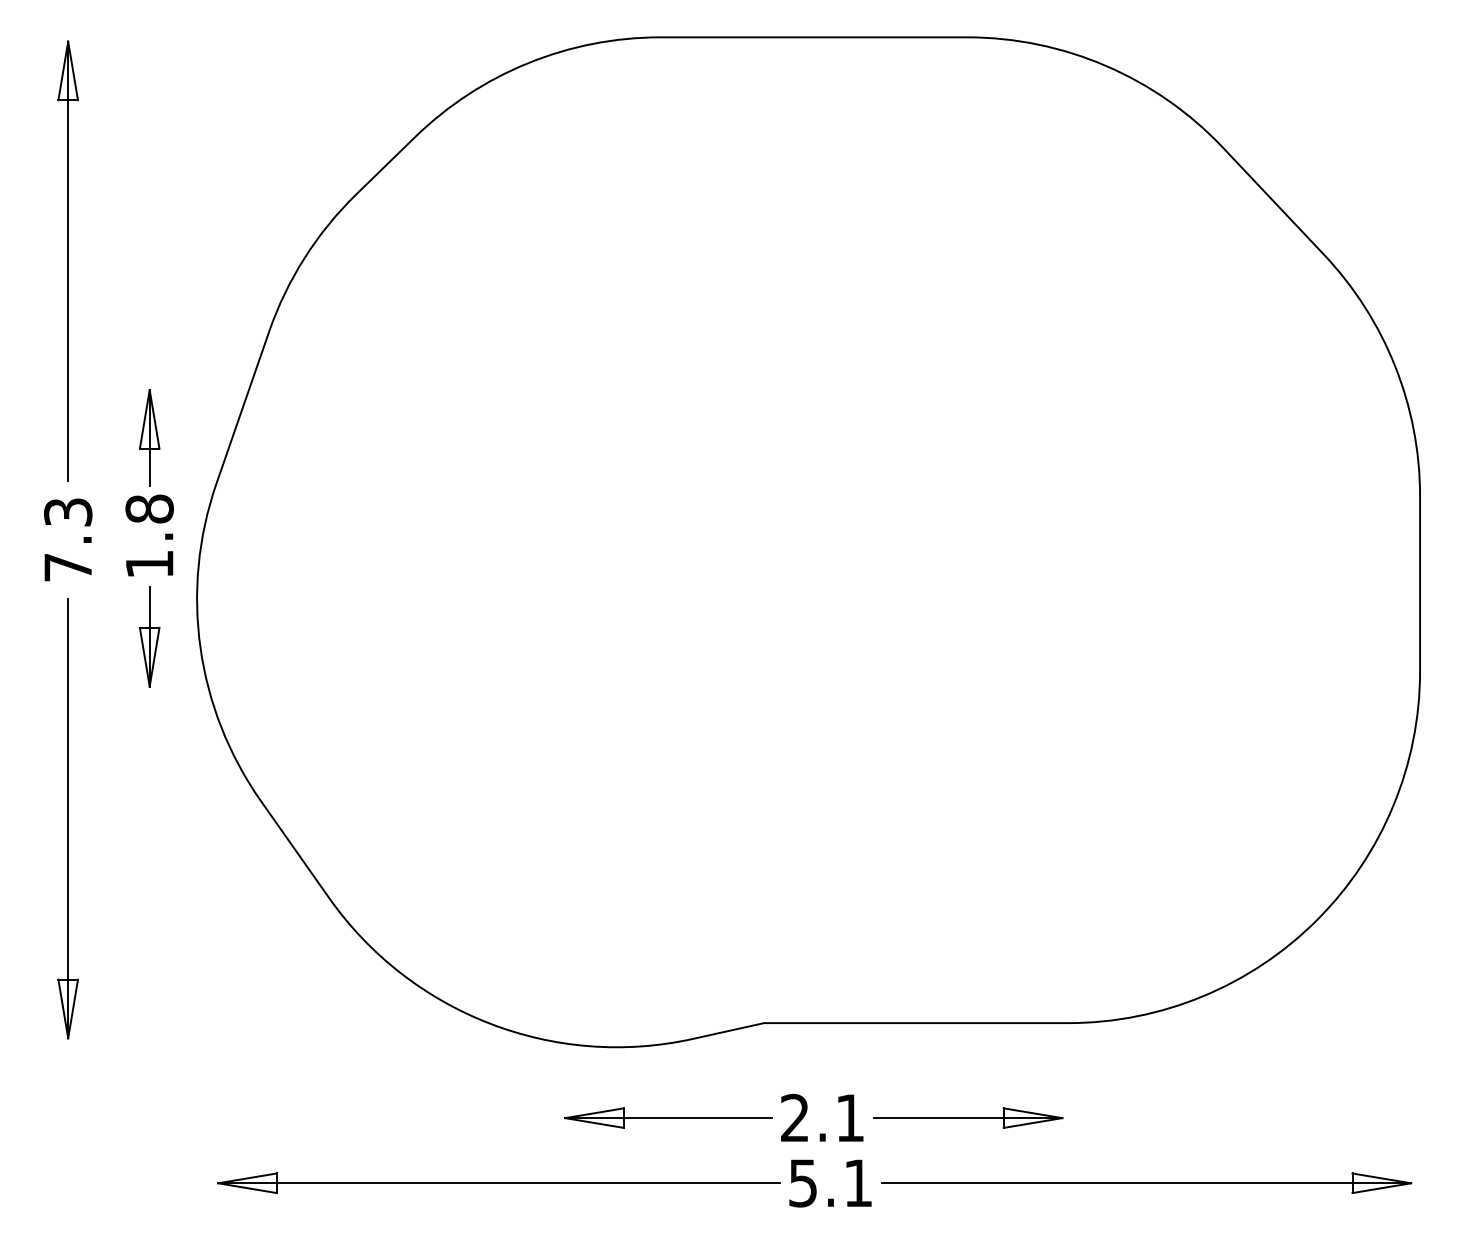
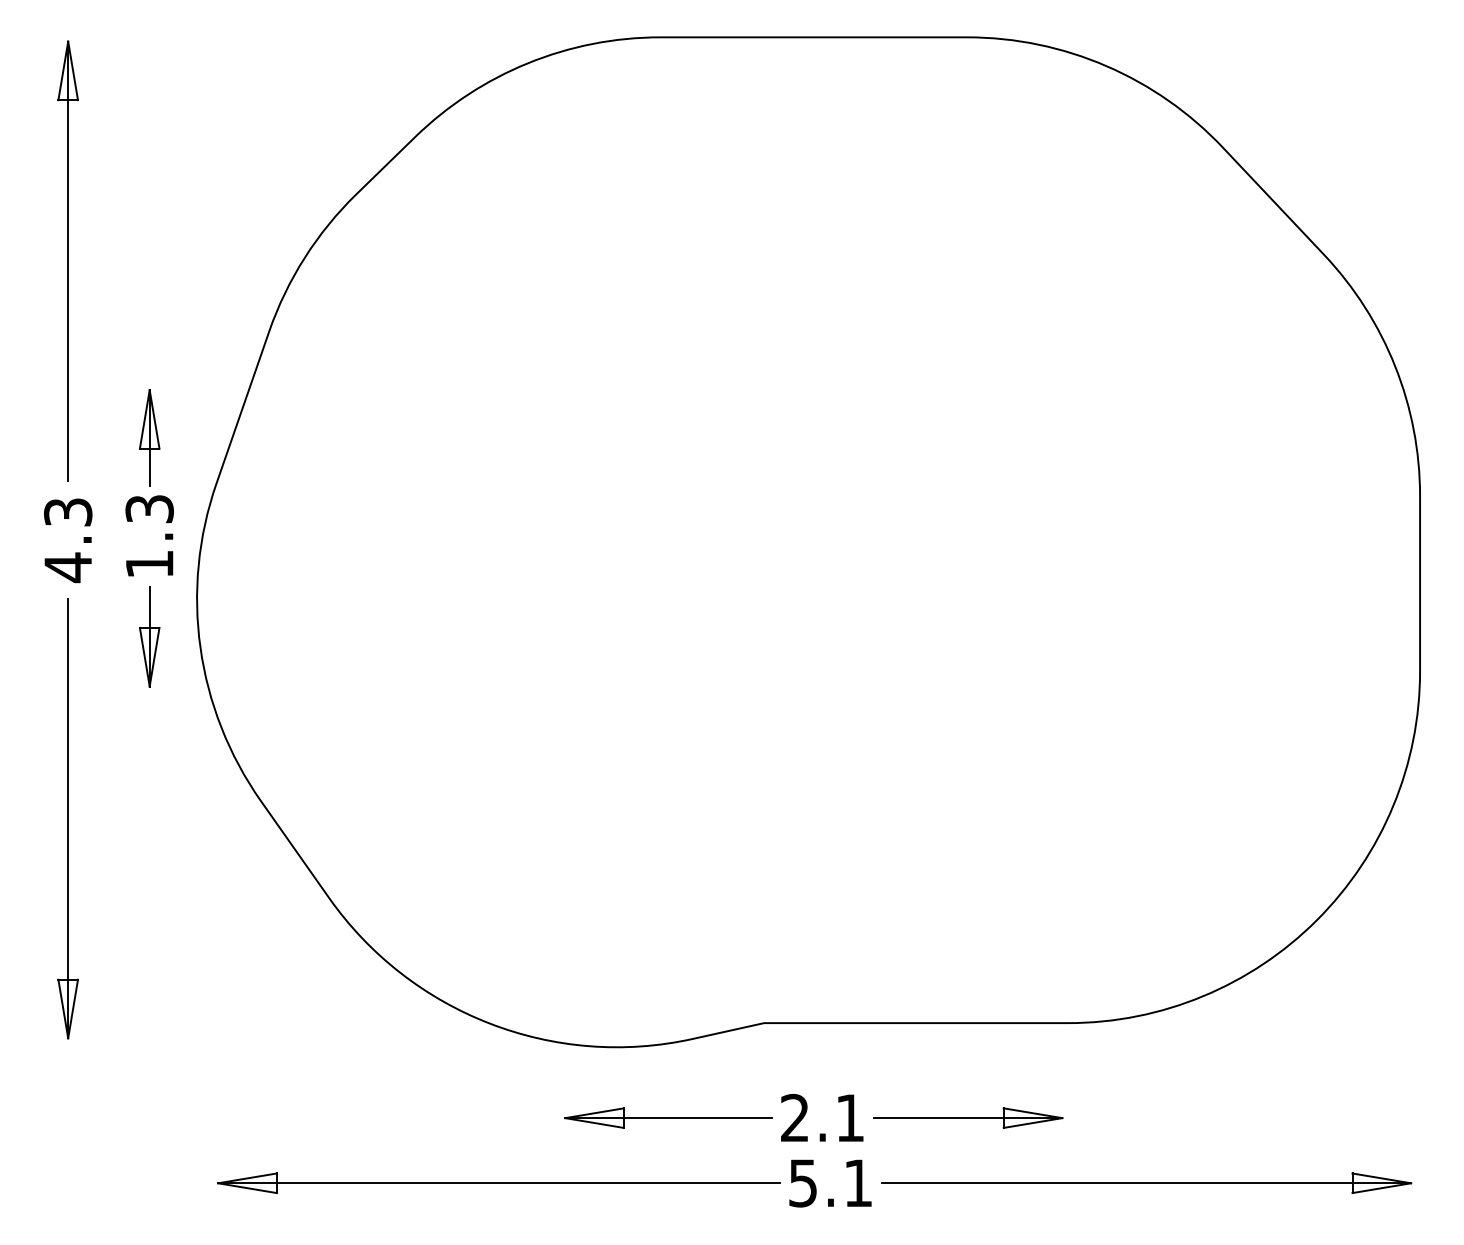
text: 1.8 -> 1.3 (149, 508)
text: 7.3 -> 4.3 (67, 567)
